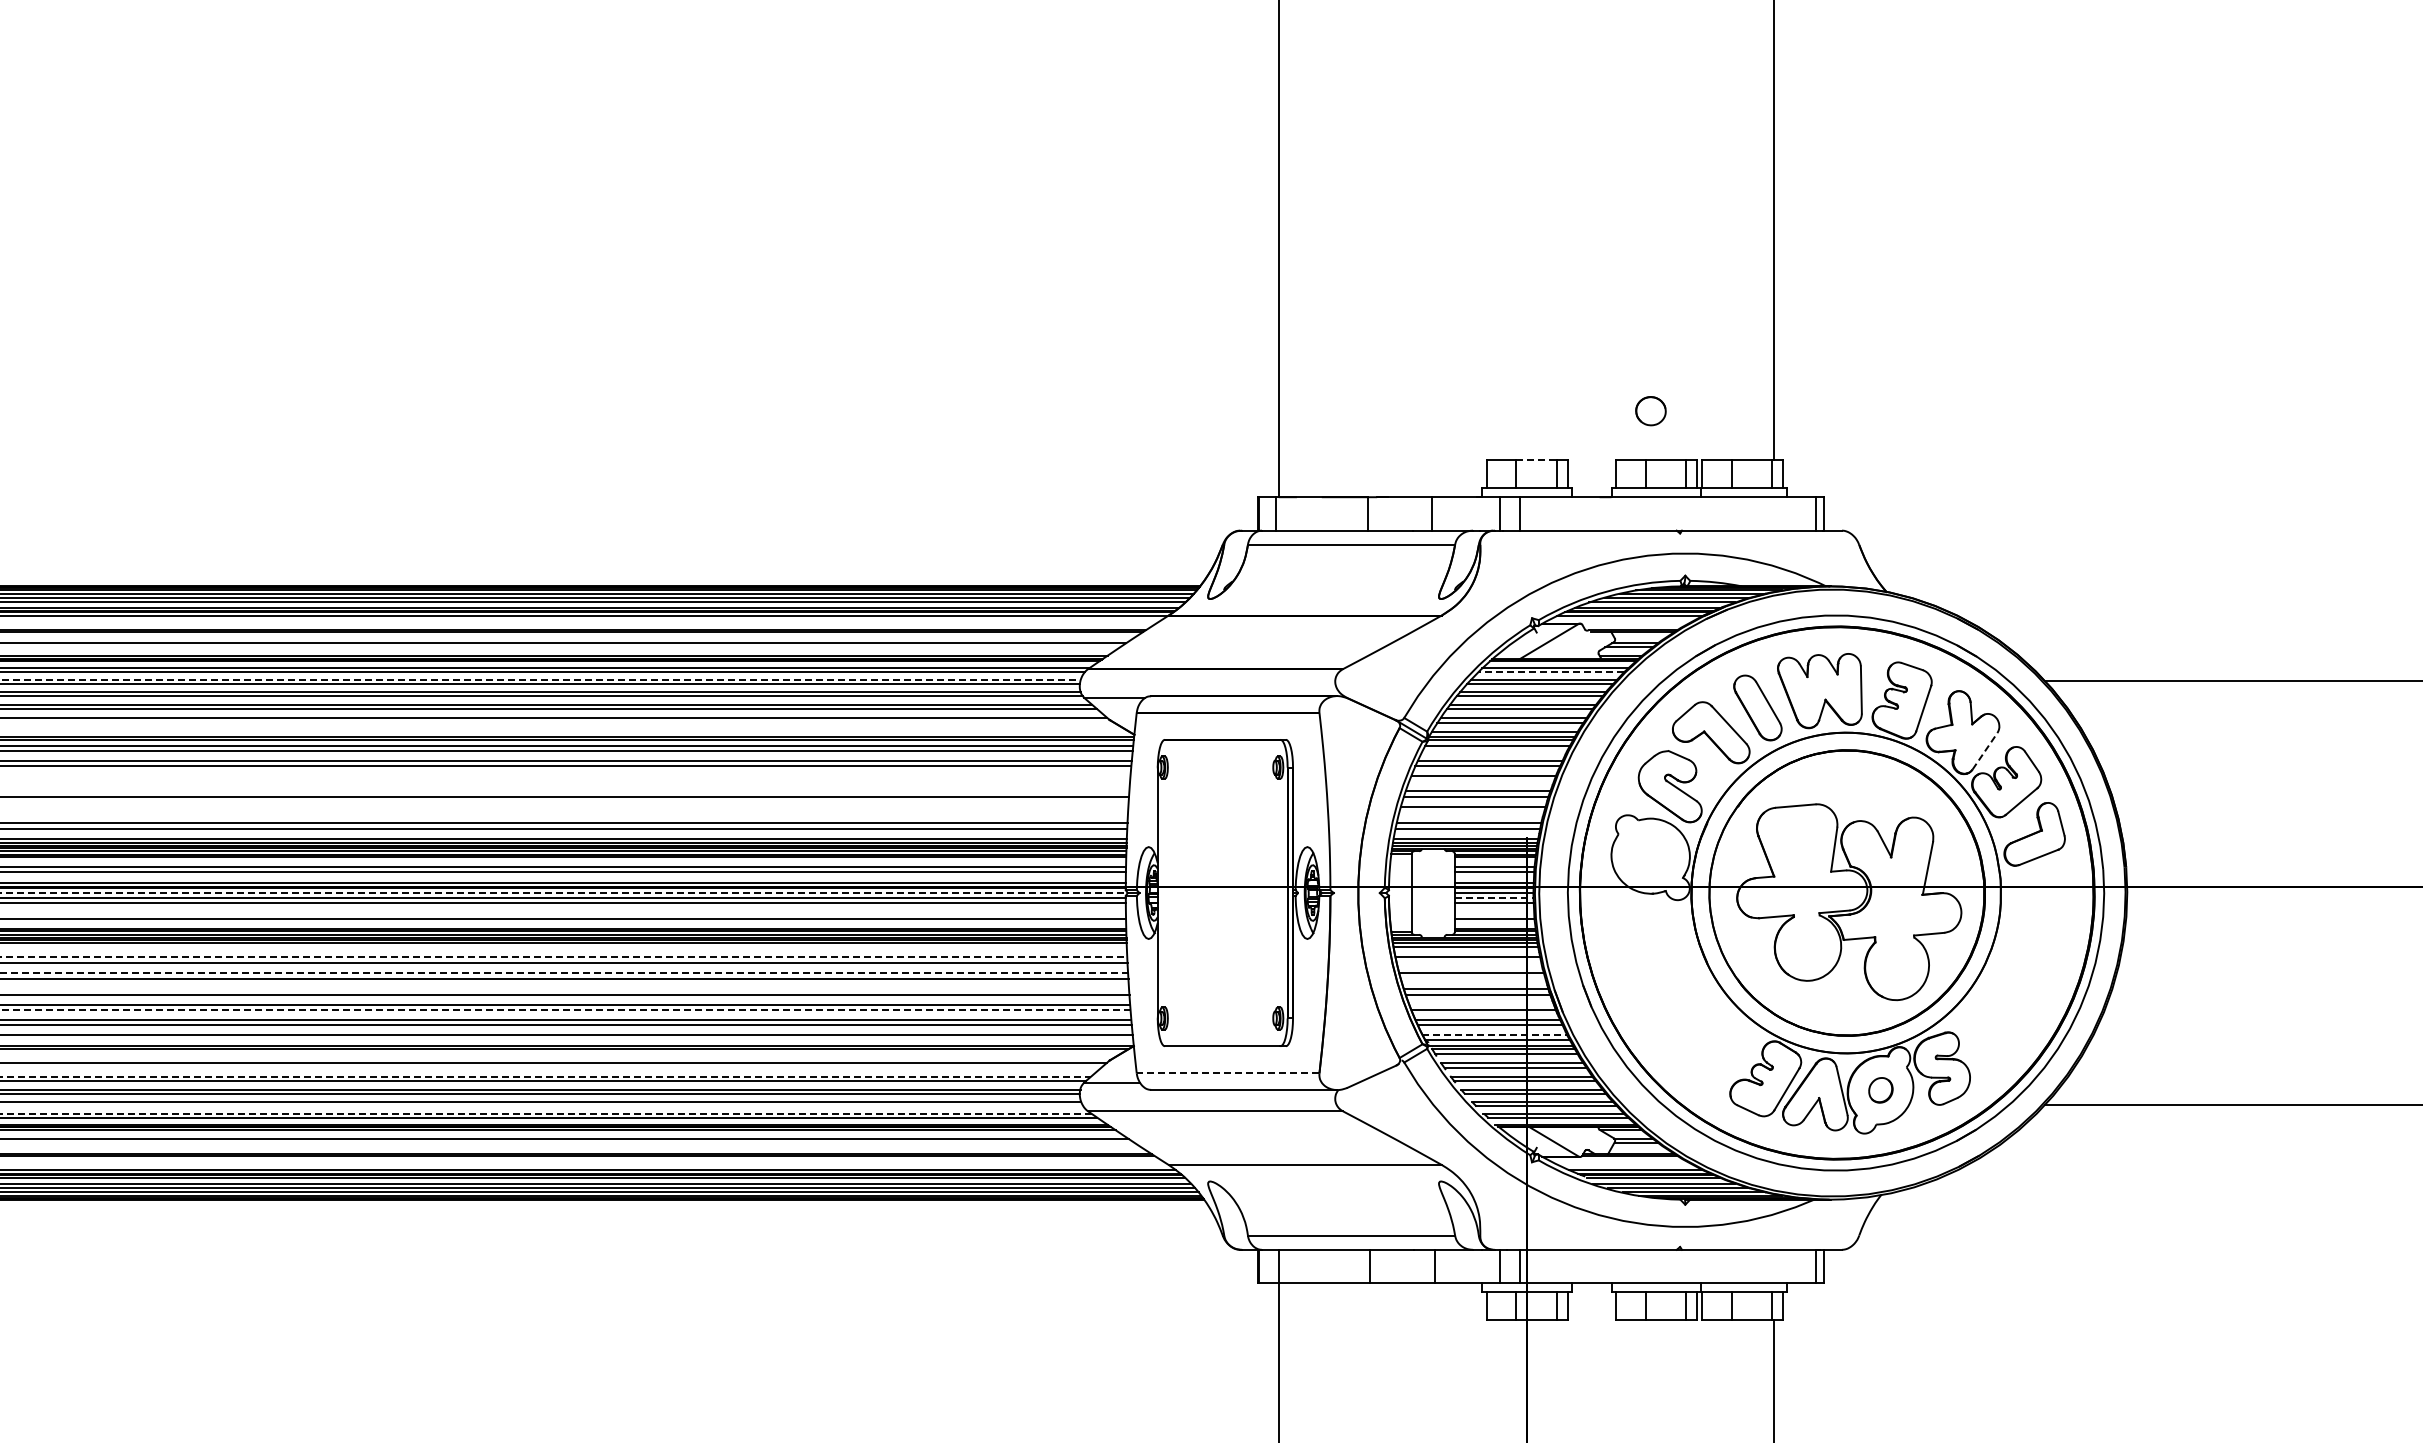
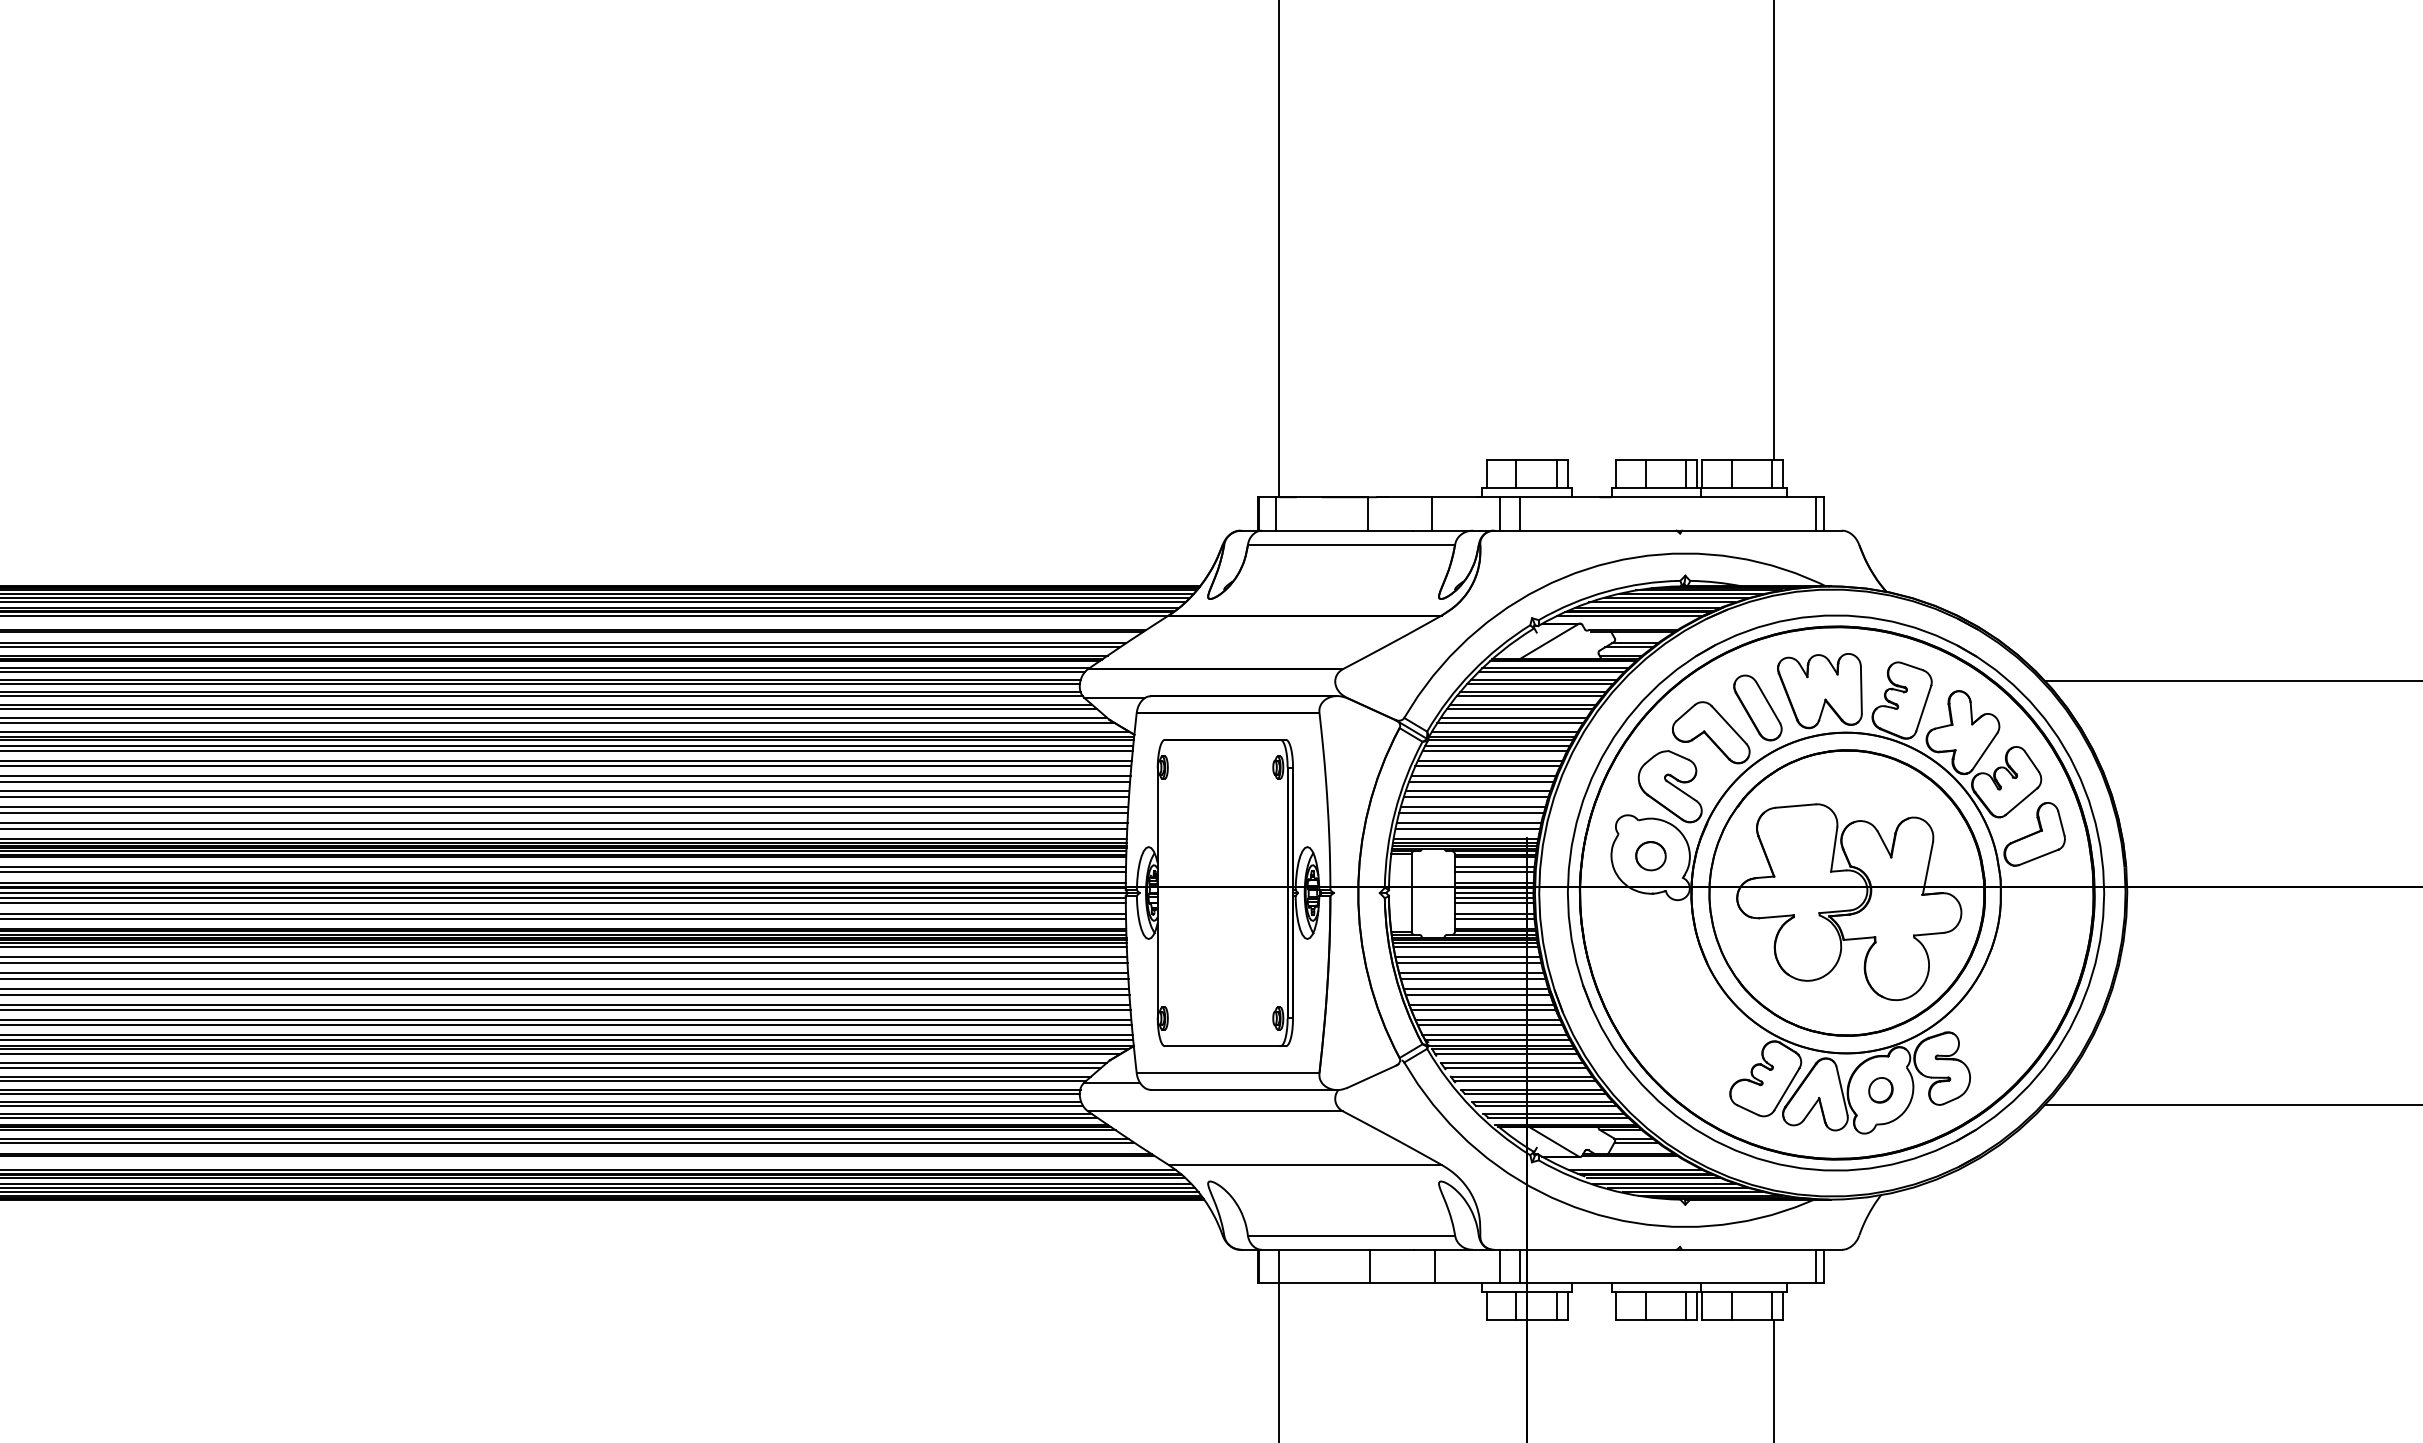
part position: (1650, 411) -> (1650, 856) (1650, 856)
line: dashed -> solid (1536, 460)
line: none -> present (561, 647)
line: dashed -> solid (1551, 672)
line: dashed -> solid (540, 679)
line: none -> present (558, 723)
line: none -> present (565, 731)
line: dashed -> solid (1985, 750)
line: none -> present (1494, 751)
line: none -> present (566, 775)
line: none -> present (566, 781)
line: none -> present (1481, 781)
line: none -> present (565, 791)
line: none -> present (565, 807)
line: none -> present (565, 813)
line: none -> present (1471, 813)
line: dashed -> solid (564, 893)
line: dashed -> solid (1494, 898)
line: none -> present (564, 914)
line: none -> present (1494, 914)
line: none -> present (564, 946)
line: dashed -> solid (564, 956)
line: none -> present (1468, 963)
line: dashed -> solid (564, 973)
line: none -> present (1473, 979)
line: none -> present (565, 988)
line: none -> present (1481, 1004)
line: dashed -> solid (565, 1010)
line: dashed -> solid (1495, 1034)
line: none -> present (567, 1040)
line: none -> present (561, 1054)
line: none -> present (551, 1068)
line: dashed -> solid (1227, 1073)
line: dashed -> solid (546, 1076)
line: none -> present (542, 1106)
line: dashed -> solid (546, 1113)
line: none -> present (568, 1142)
